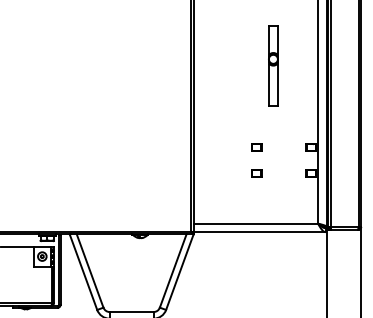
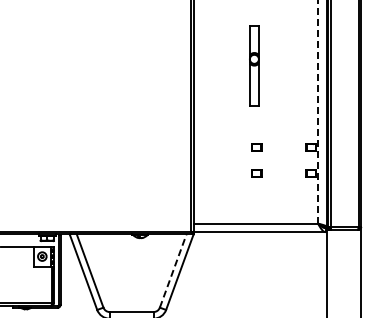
part position: (273, 65) -> (254, 65) (254, 65)
line: solid -> dashed (317, 111)
line: solid -> dashed (173, 270)
